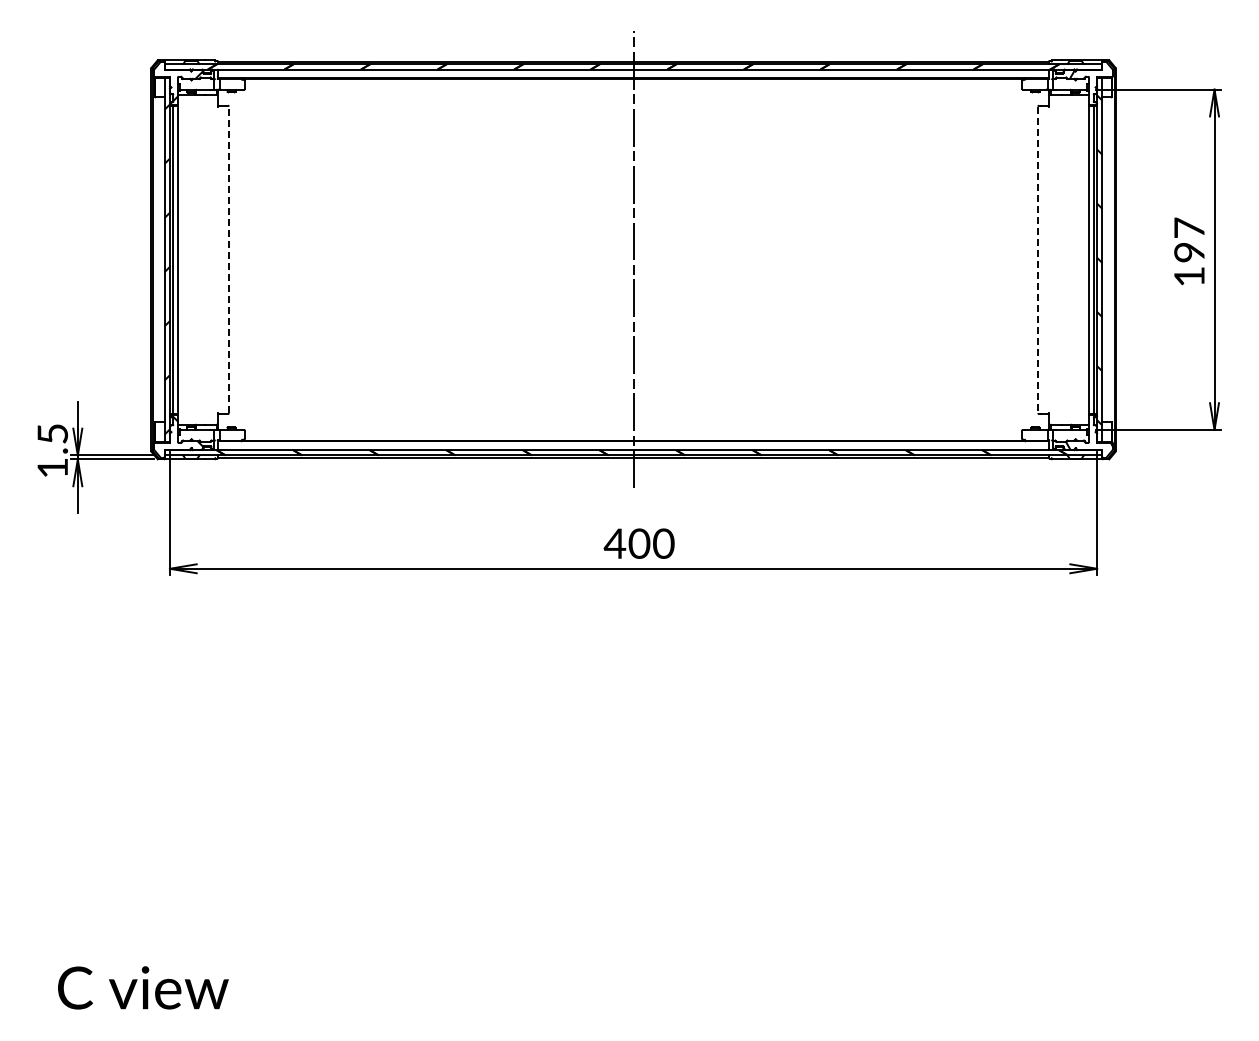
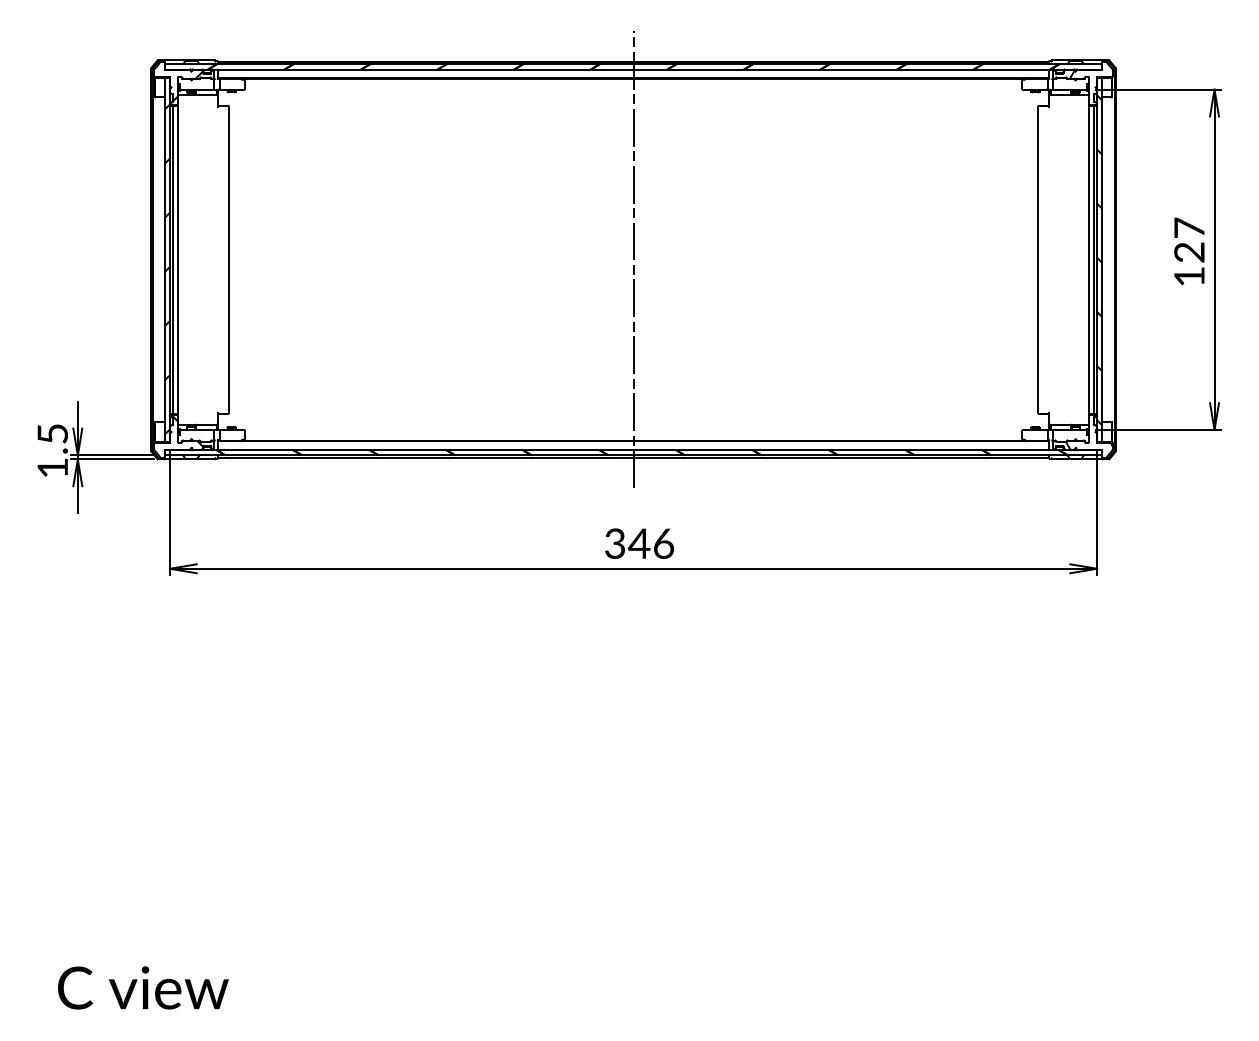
text: 197 -> 127 (1189, 252)
line: dashed -> solid (228, 259)
line: dashed -> solid (1038, 260)
text: 400 -> 346 (638, 543)
